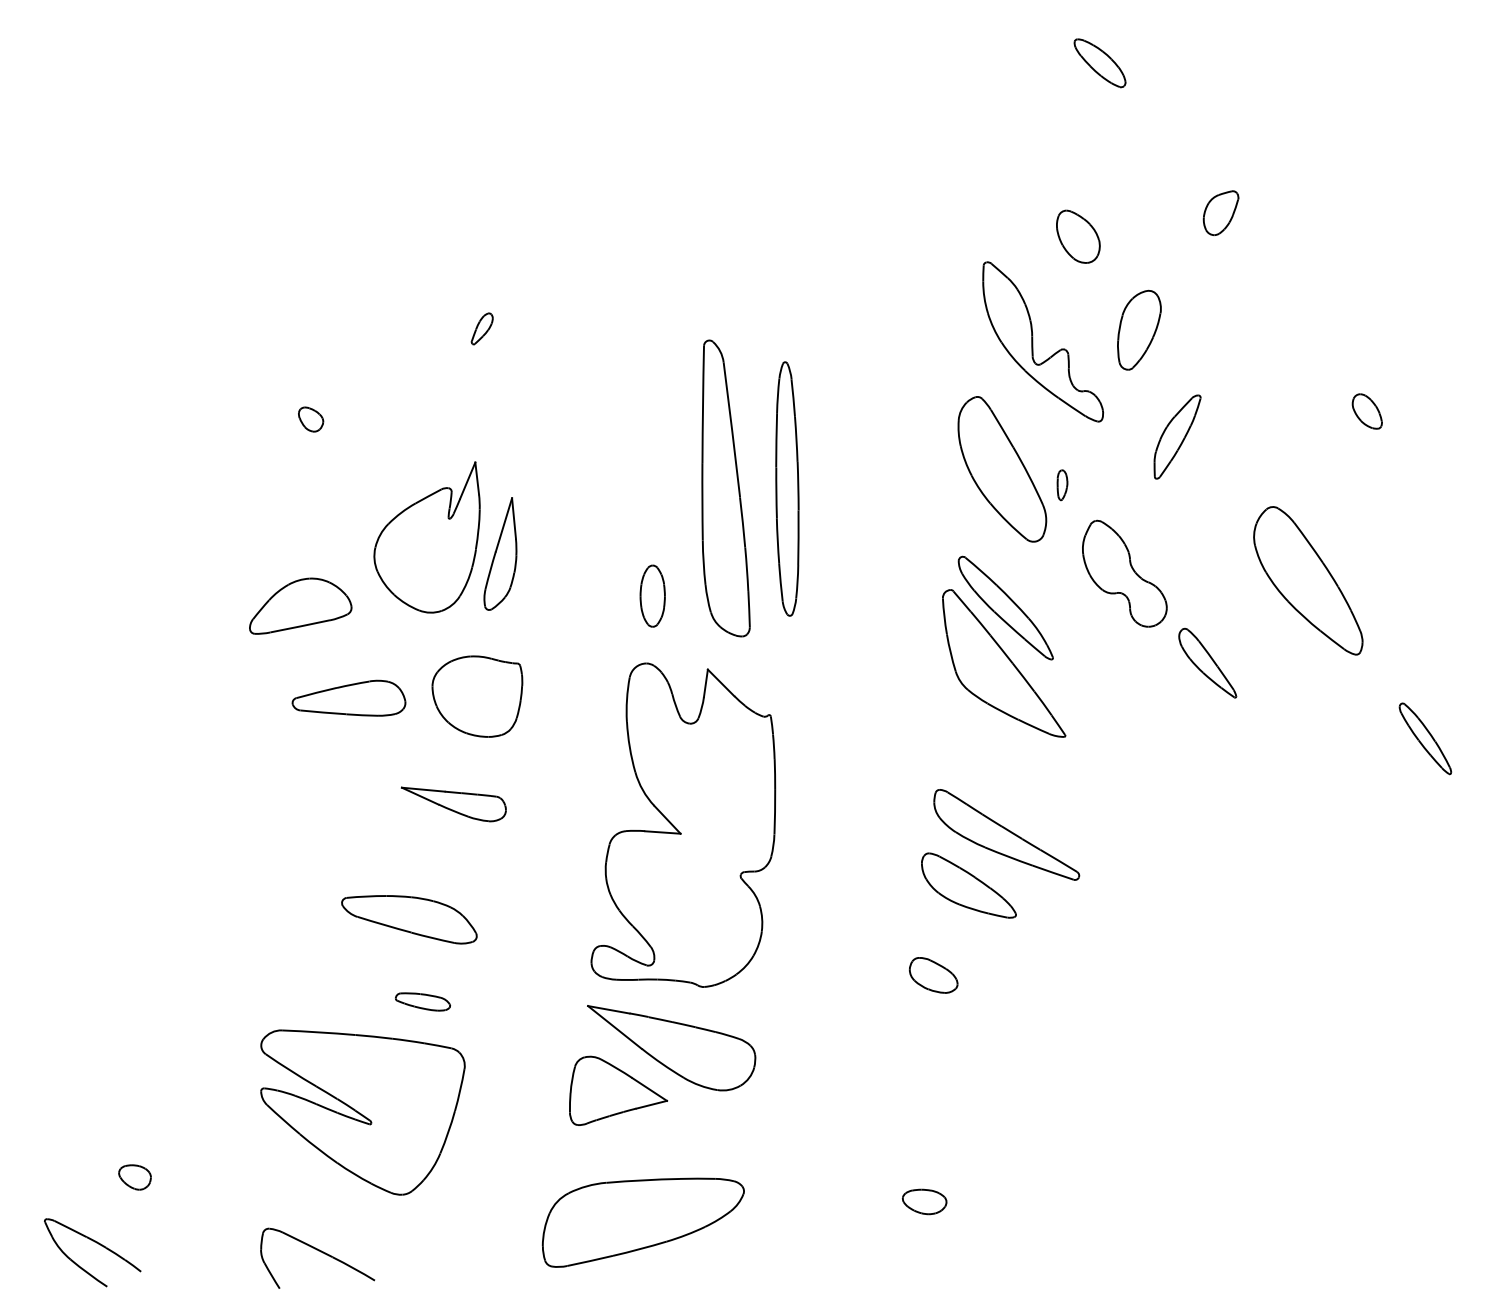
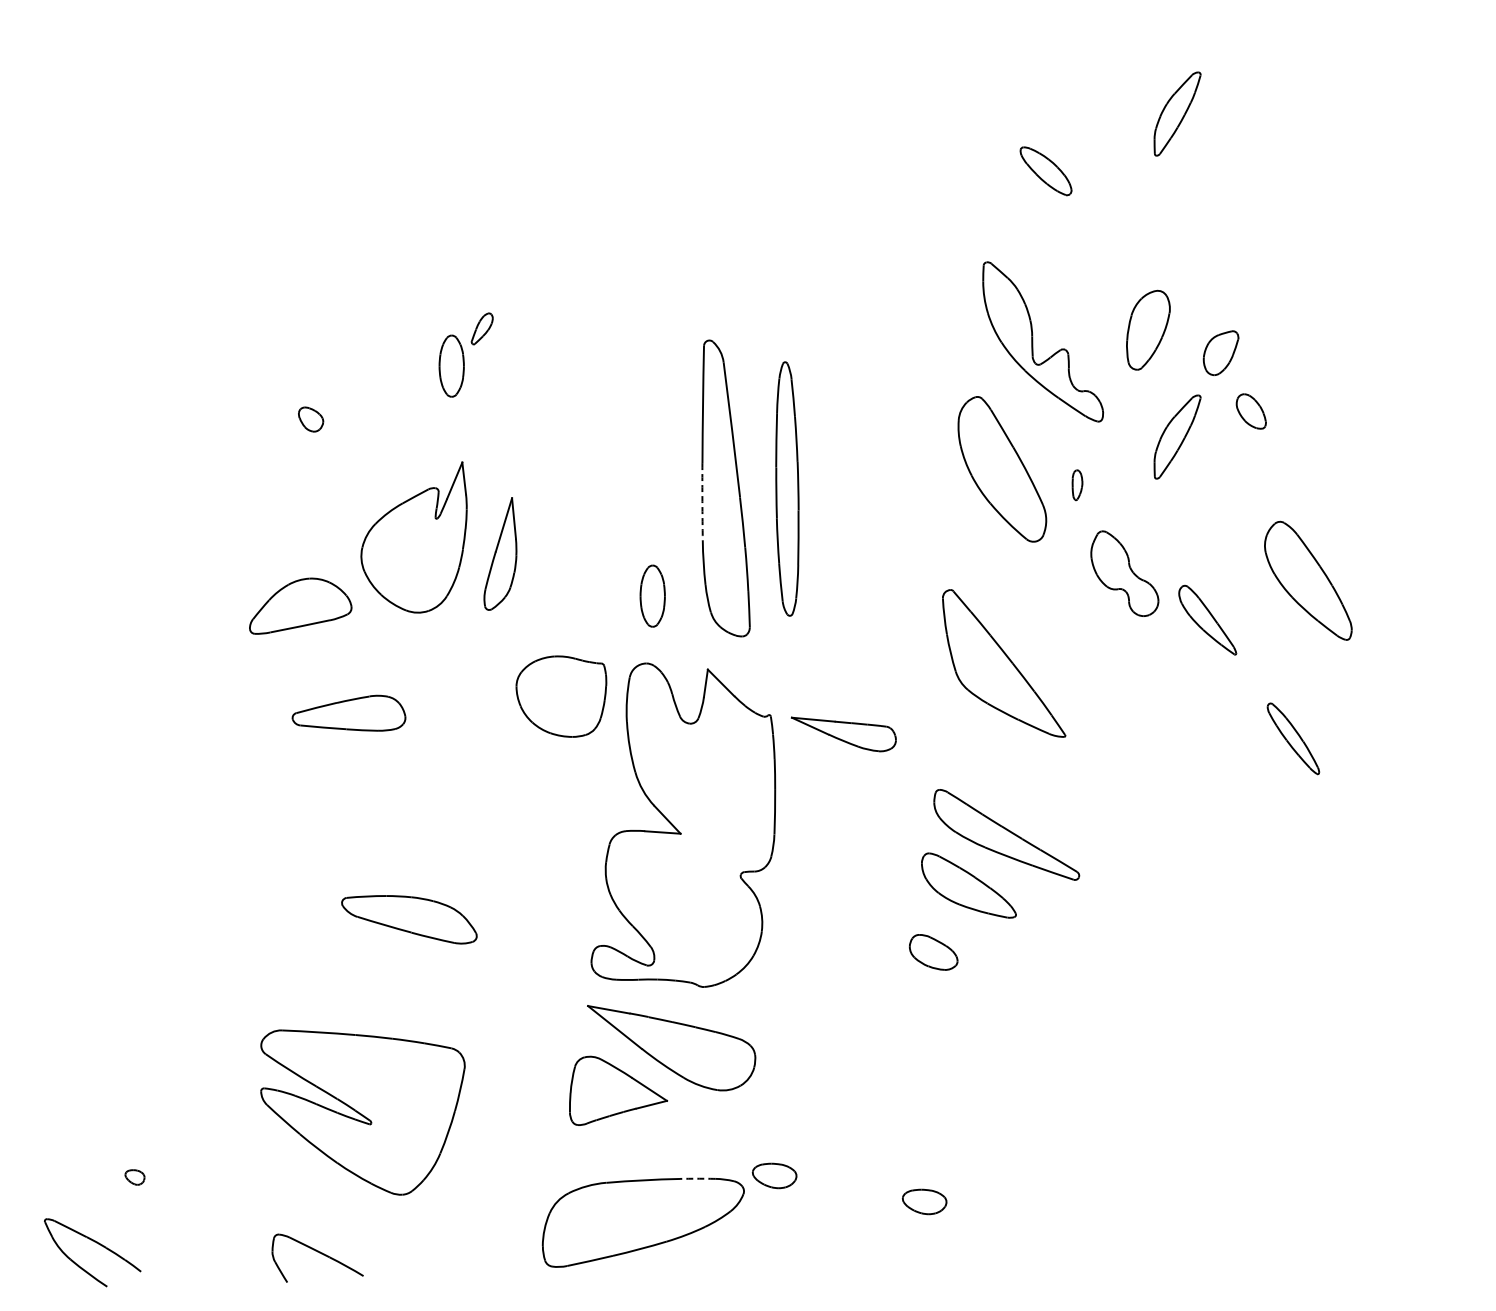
part position: (1099, 63) -> (1045, 171) (1045, 171)
part: none -> present (1177, 113)
part position: (1220, 212) -> (1220, 352) (1220, 352)
part: present -> none (1078, 236)
part position: (1139, 329) -> (1148, 329) (1148, 329)
part: none -> present (451, 365)
part position: (1366, 411) -> (1250, 411) (1250, 411)
part position: (1062, 485) -> (1077, 485) (1077, 485)
arc: solid -> dashed (702, 501)
part position: (426, 537) -> (413, 537) (413, 537)
part size: 86x109 px -> 70x87 px (1124, 573)
part size: 111x150 px -> 89x121 px (1308, 580)
part: present -> none (1005, 607)
part position: (1207, 662) -> (1207, 619) (1207, 619)
part position: (477, 696) -> (561, 696) (561, 696)
part position: (348, 697) -> (348, 712) (348, 712)
part position: (1425, 738) -> (1293, 738) (1293, 738)
part position: (453, 804) -> (843, 734) (843, 734)
part position: (933, 975) -> (933, 952) (933, 952)
part: present -> none (422, 1001)
part: none -> present (774, 1175)
part size: 34x27 px -> 22x17 px (134, 1177)
arc: solid -> dashed (697, 1178)
part size: 116x62 px -> 93x50 px (317, 1257)
